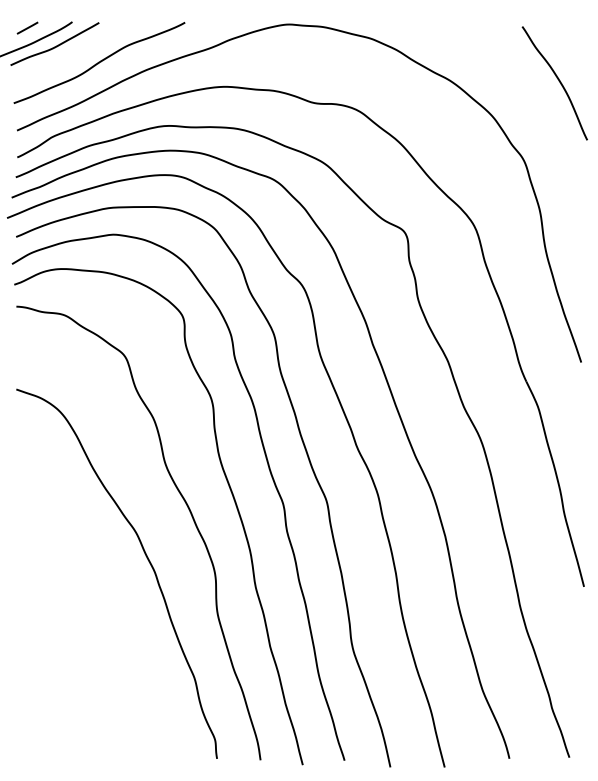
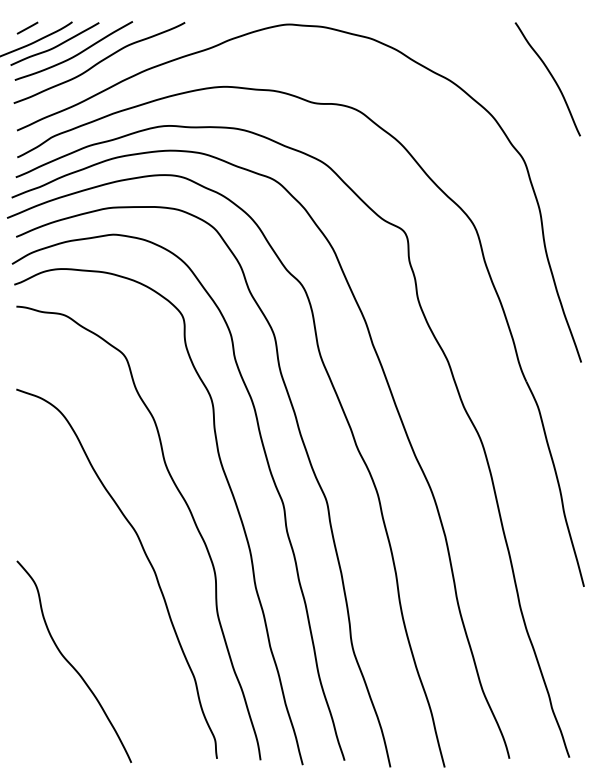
curve: none -> present (75, 54)
curve position: (558, 81) -> (551, 77) (551, 77)
curve: none -> present (70, 662)
